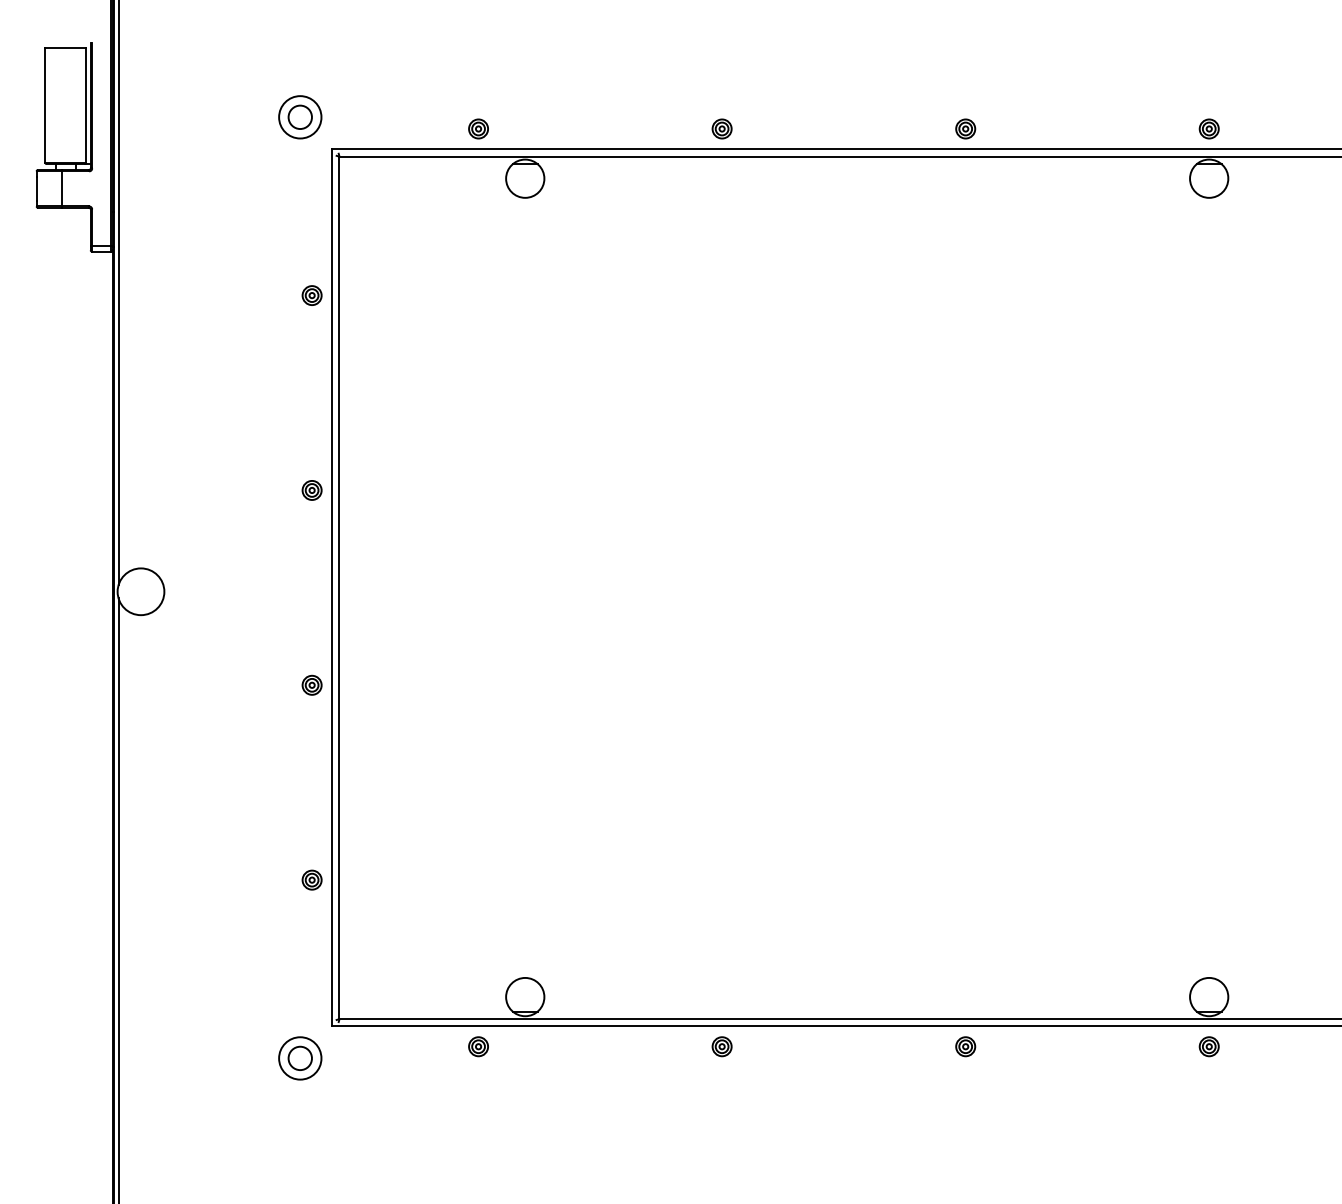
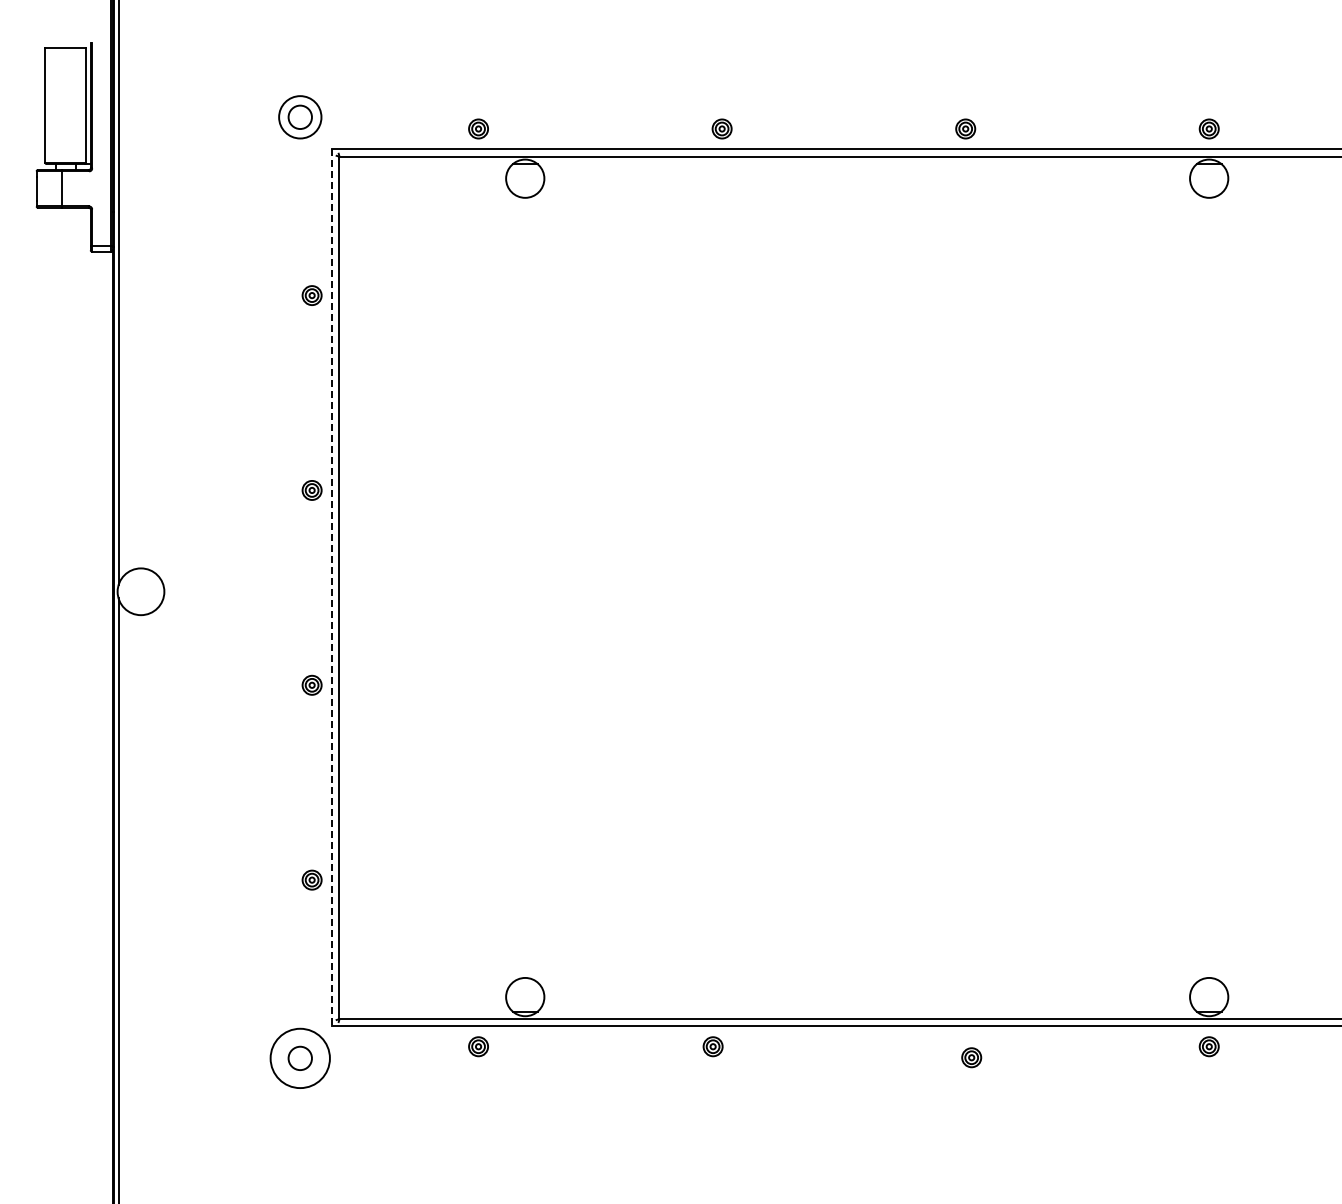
line: solid -> dashed (332, 588)
part position: (721, 1046) -> (712, 1046) (712, 1046)
part position: (965, 1046) -> (971, 1057) (971, 1057)
circle diameter: 42 px -> 59 px (299, 1058)
